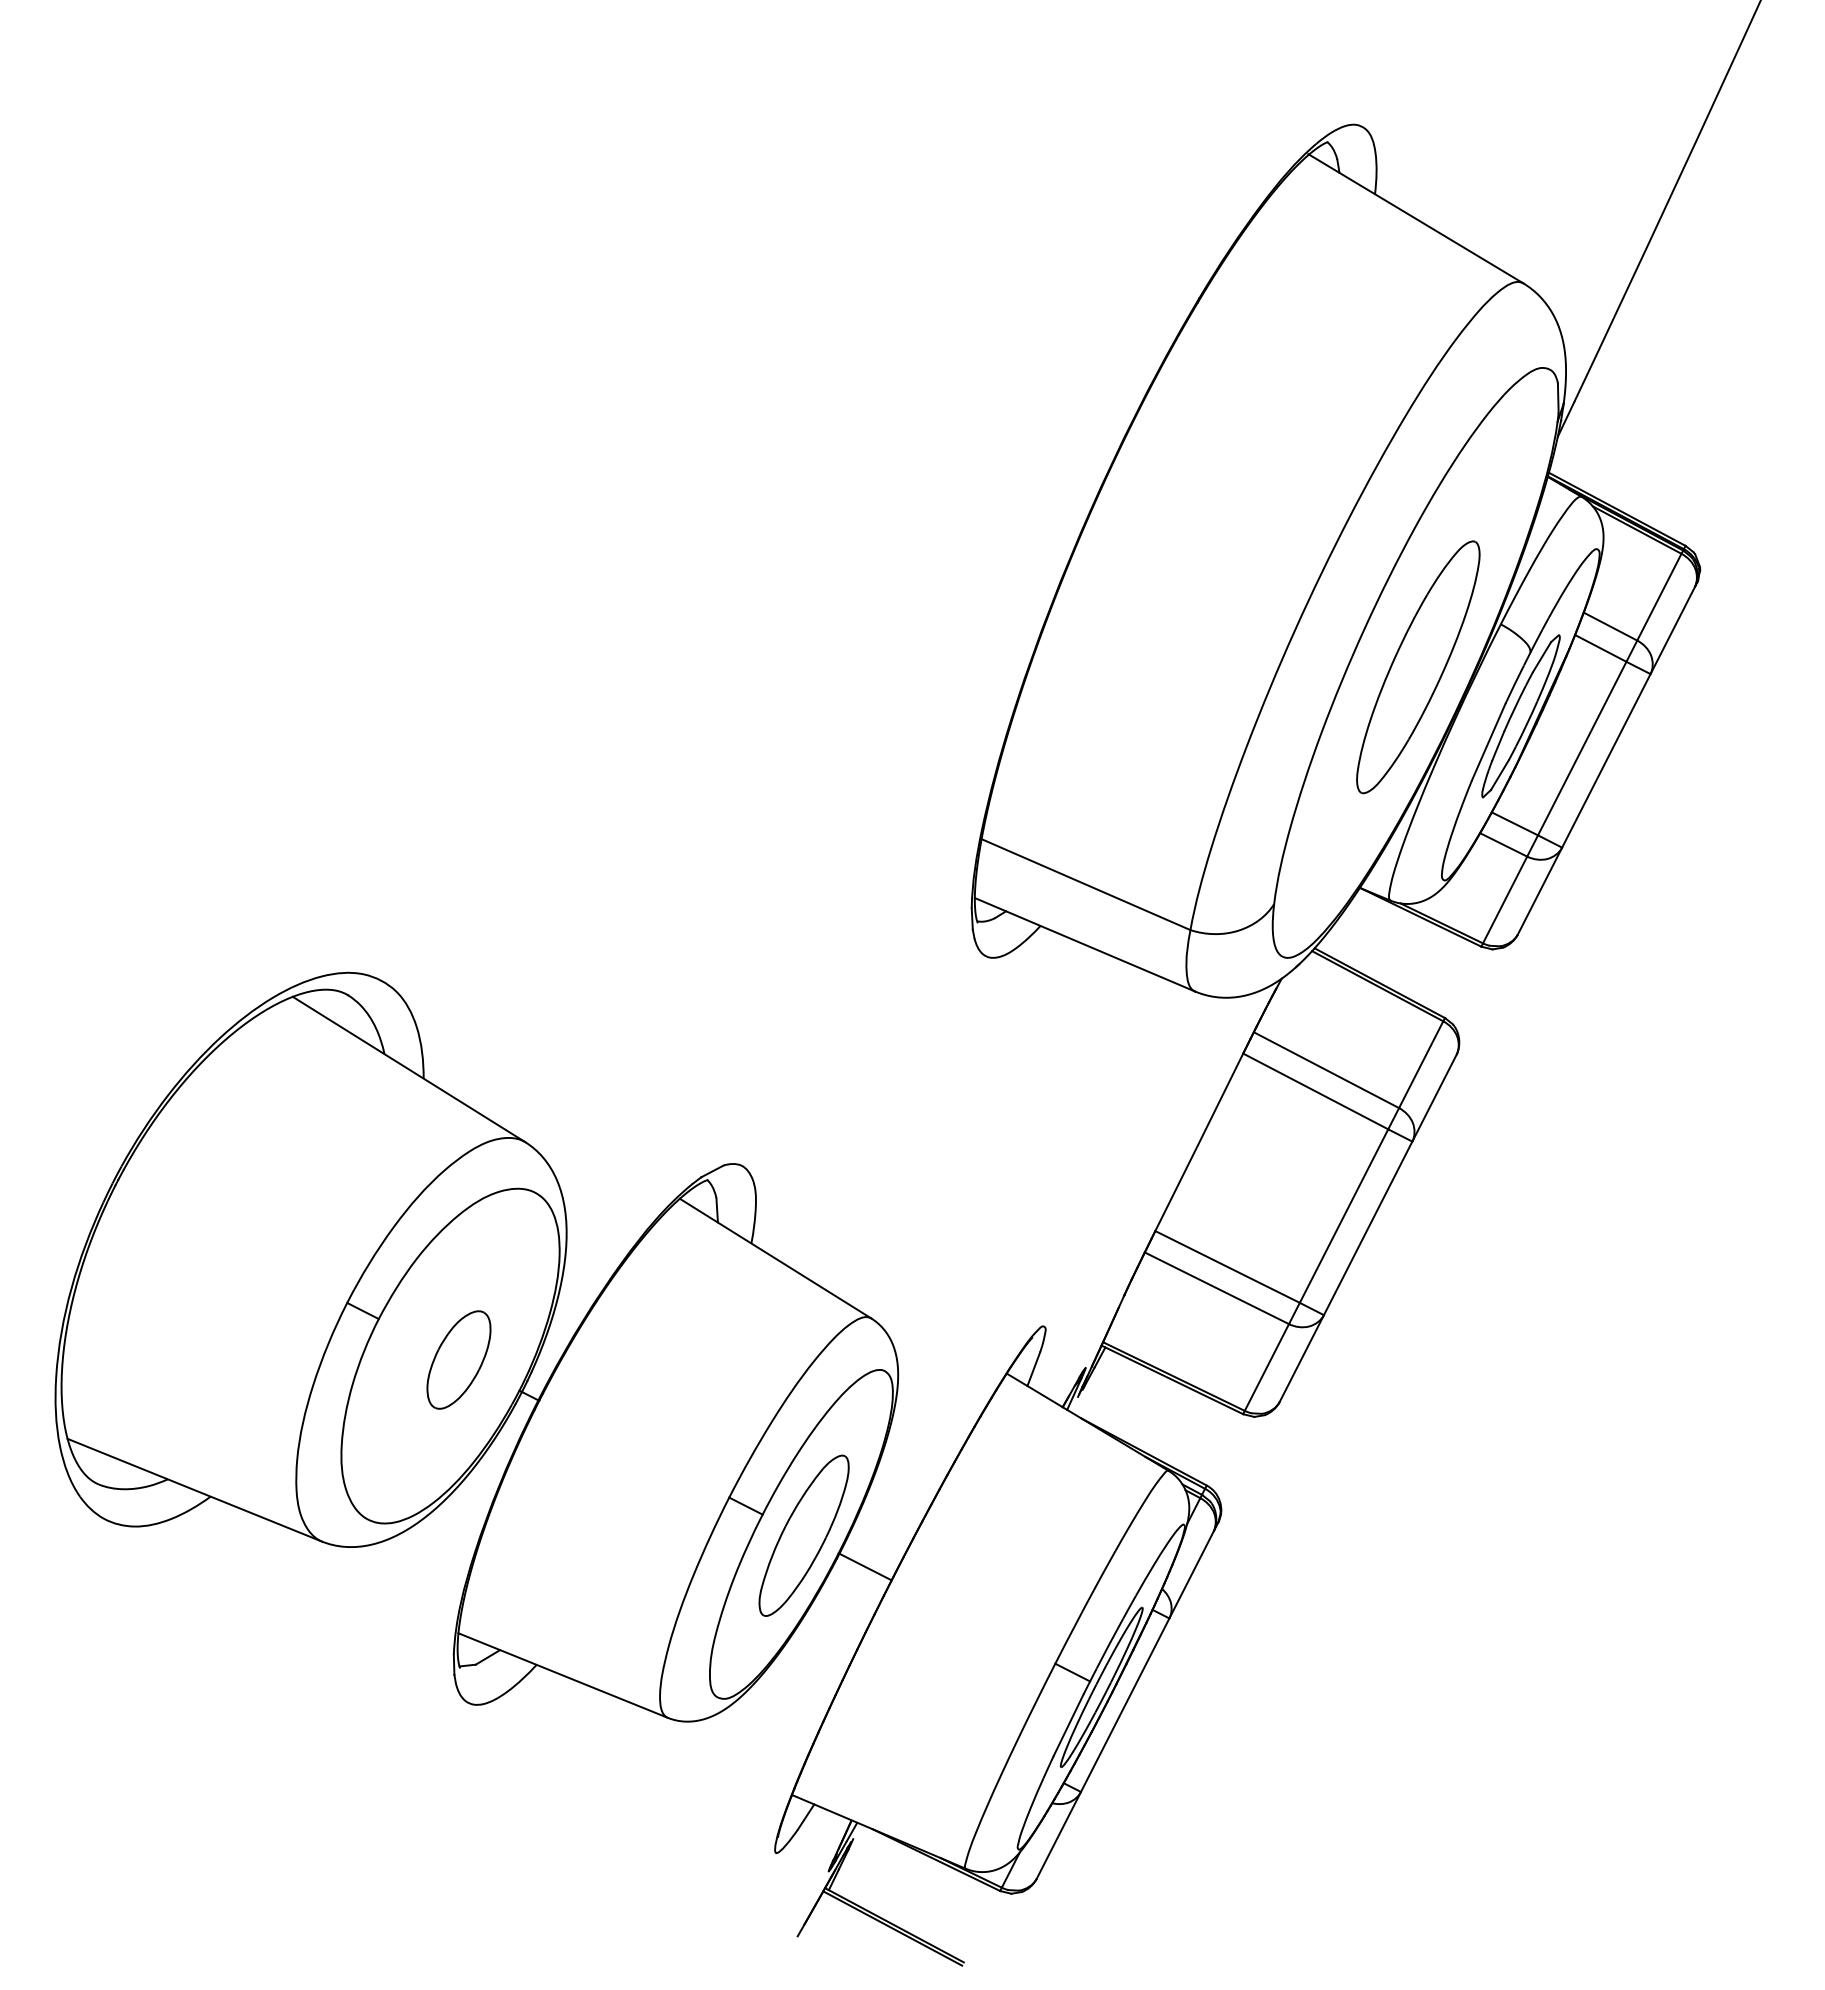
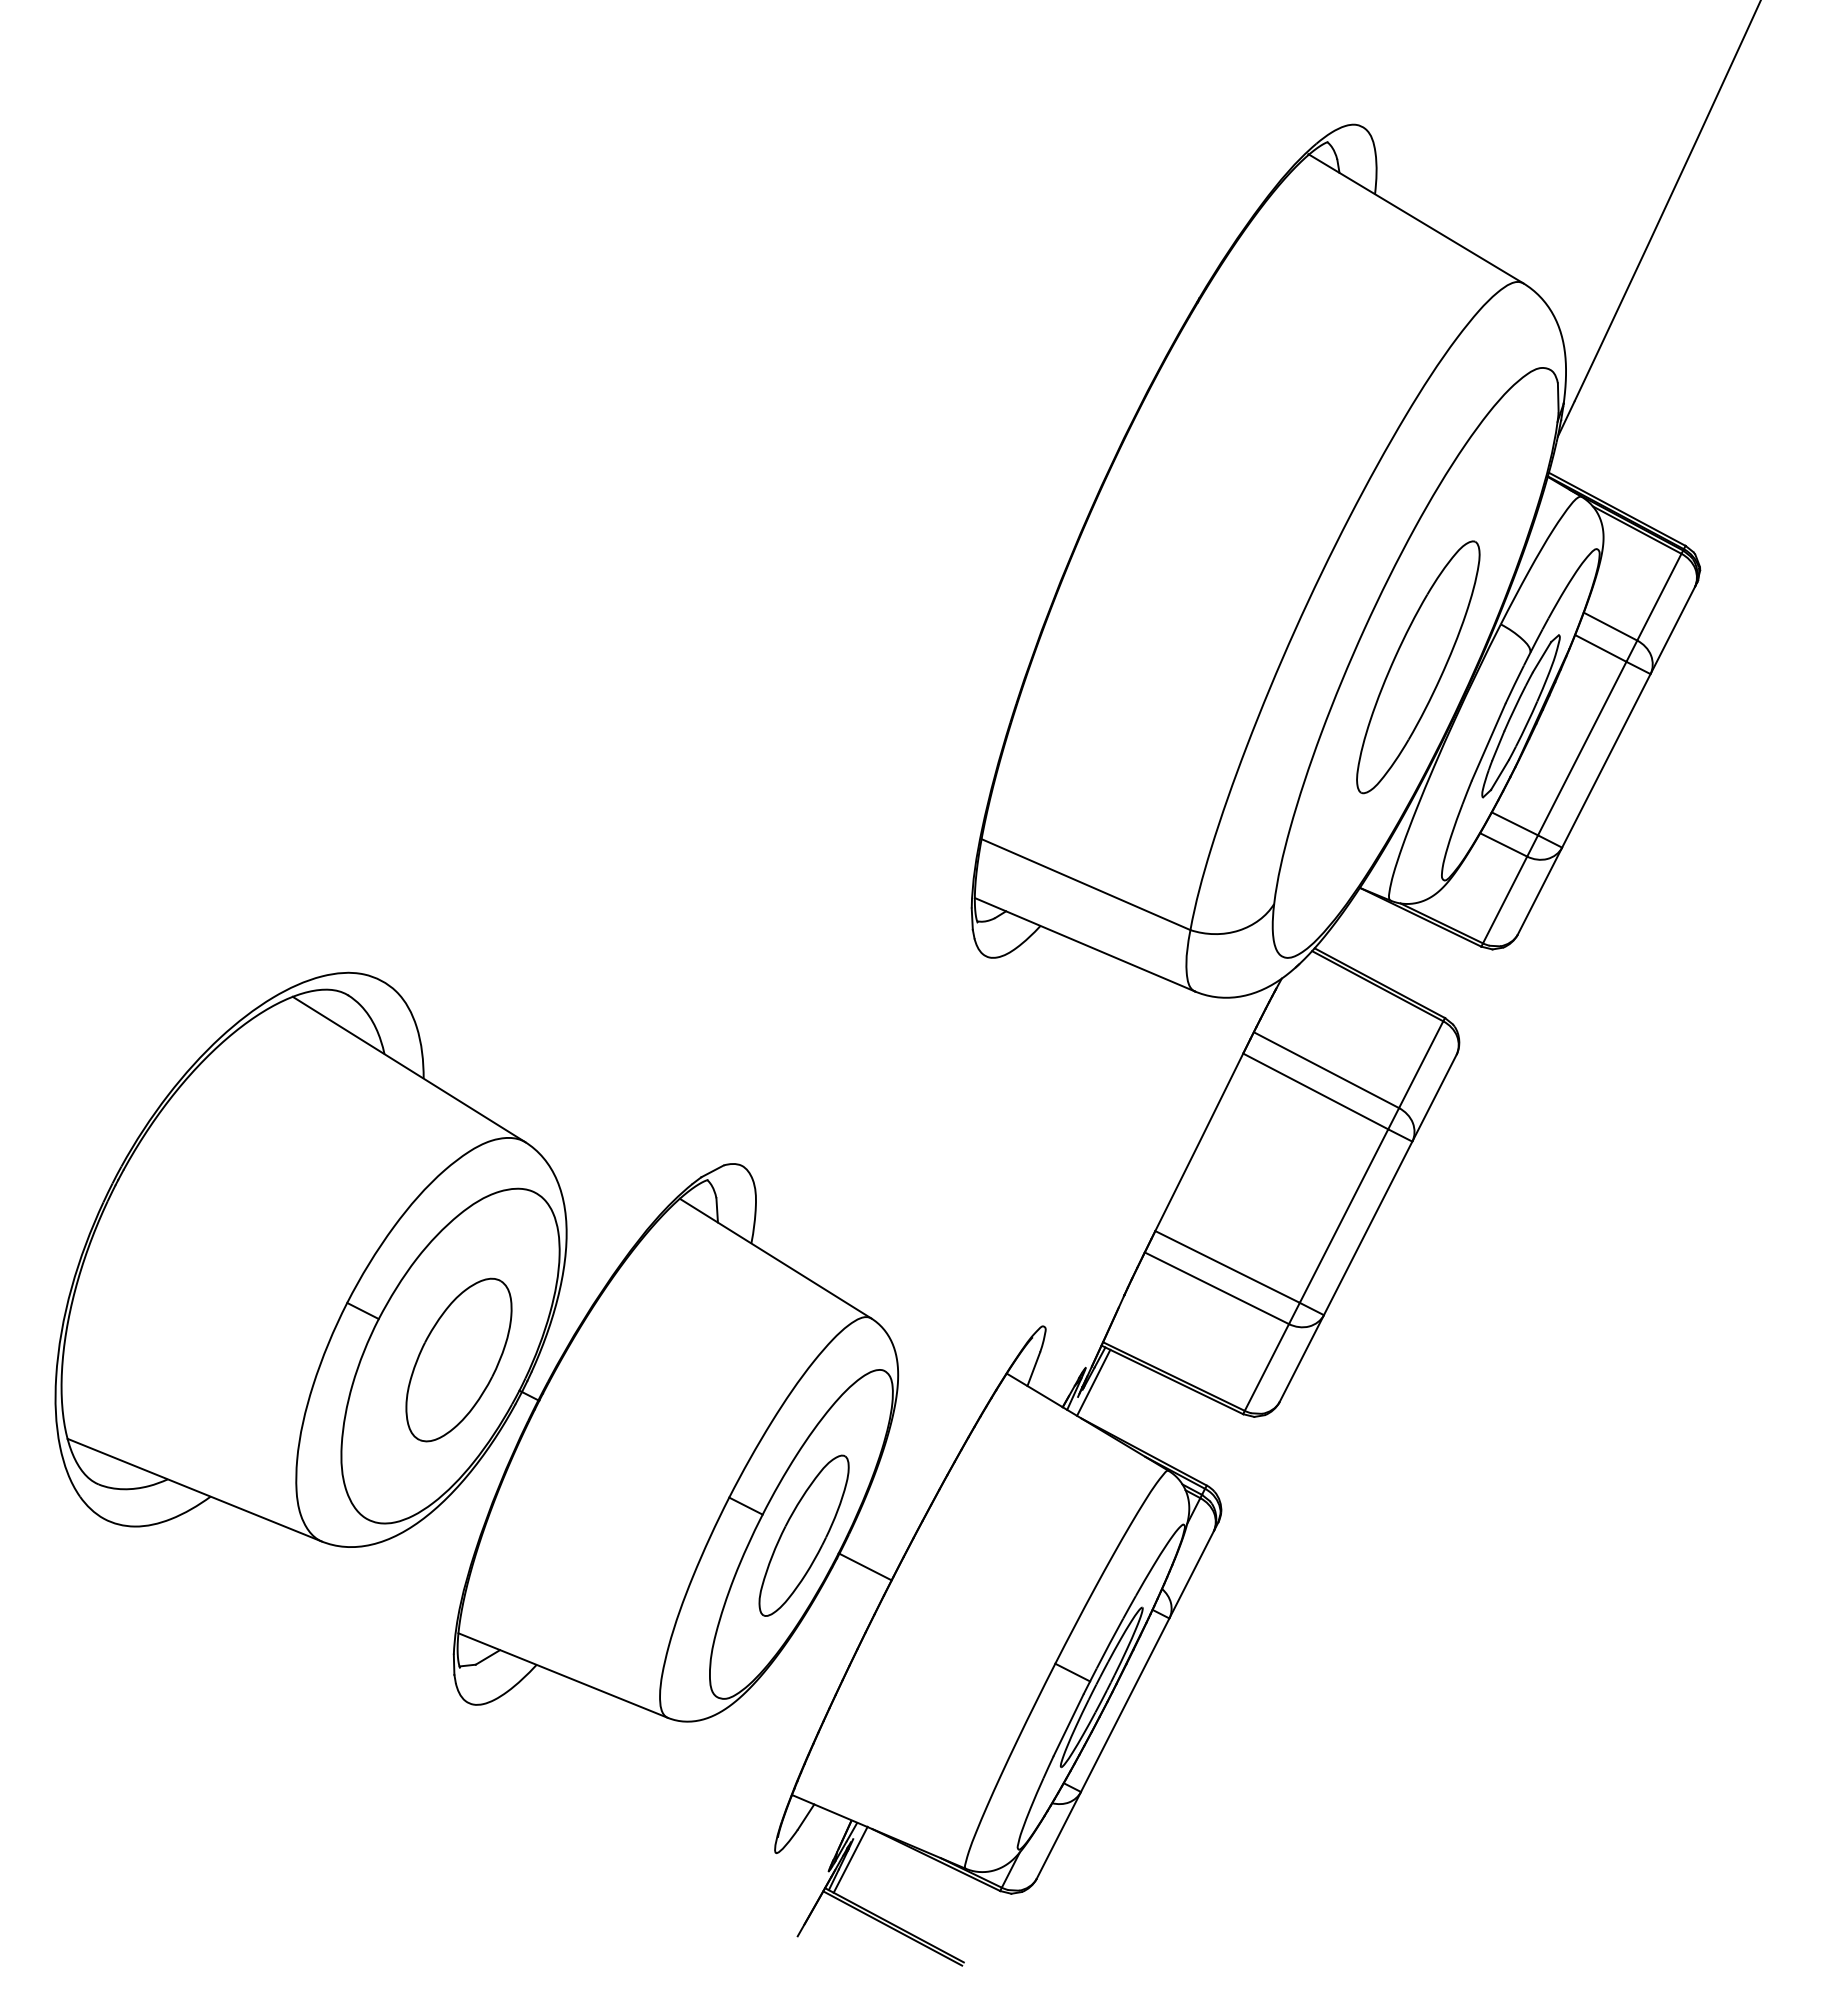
part size: 66x100 px -> 108x166 px (458, 1359)
line: none -> present (1093, 1382)
line: none -> present (850, 1859)
